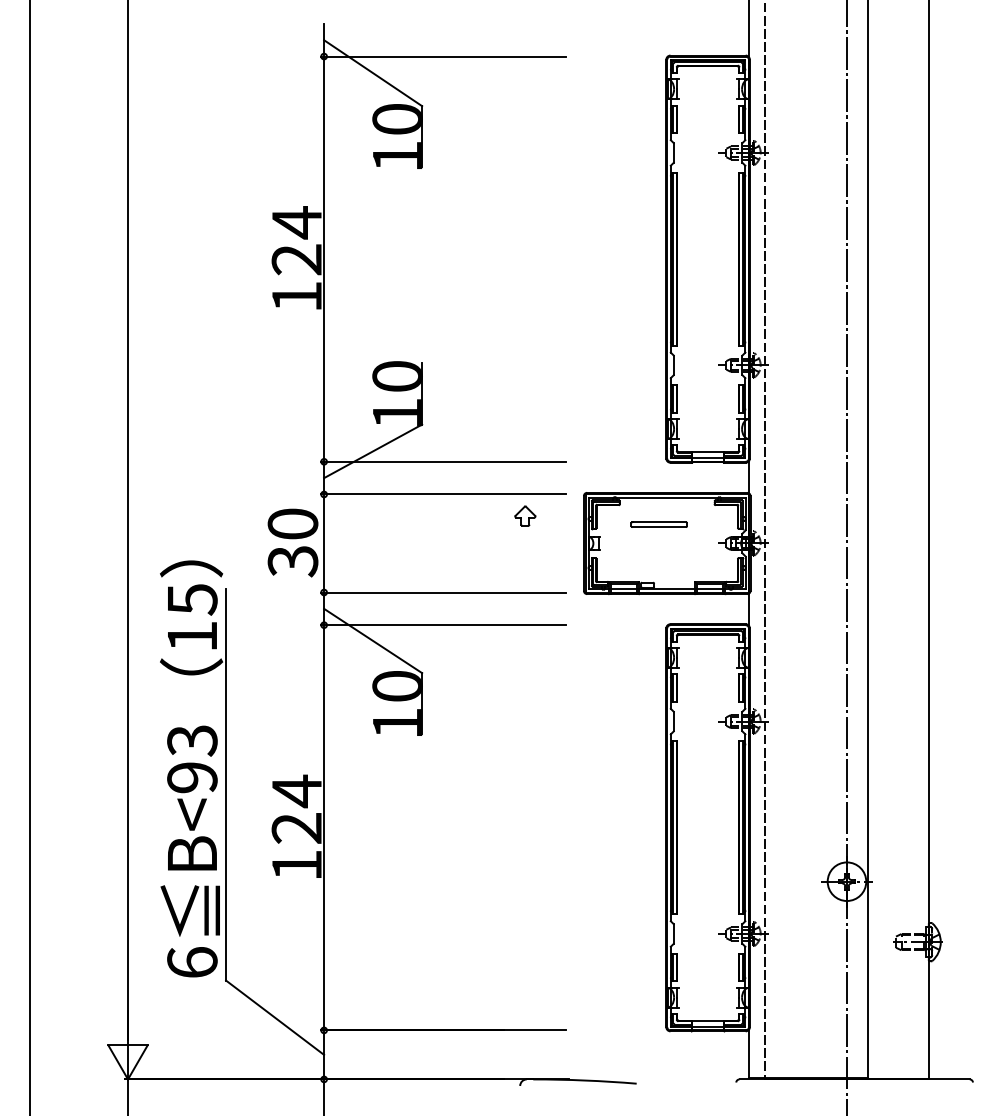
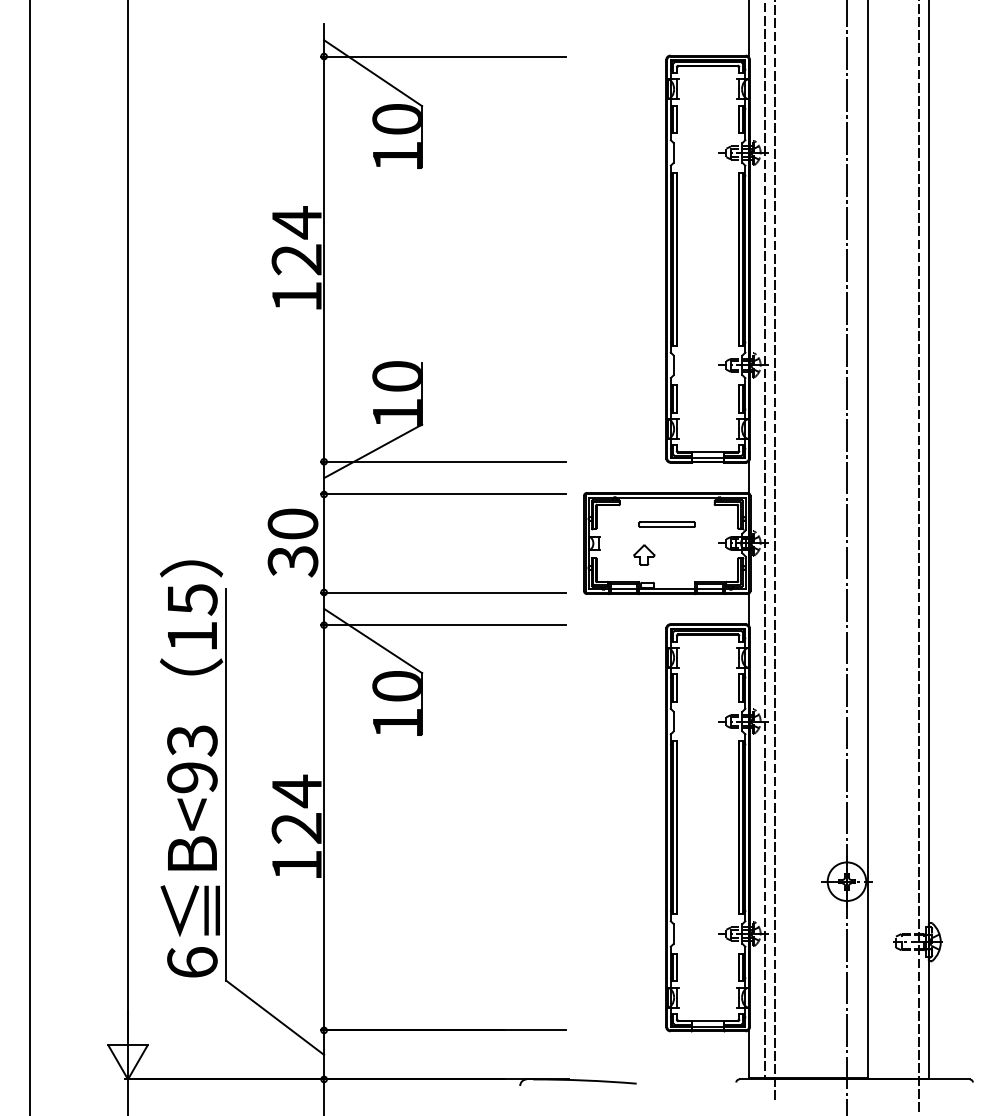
part position: (525, 515) -> (644, 554) (644, 554)
part position: (658, 524) -> (666, 524) (666, 524)
line: none -> present (775, 551)
line: none -> present (918, 557)
